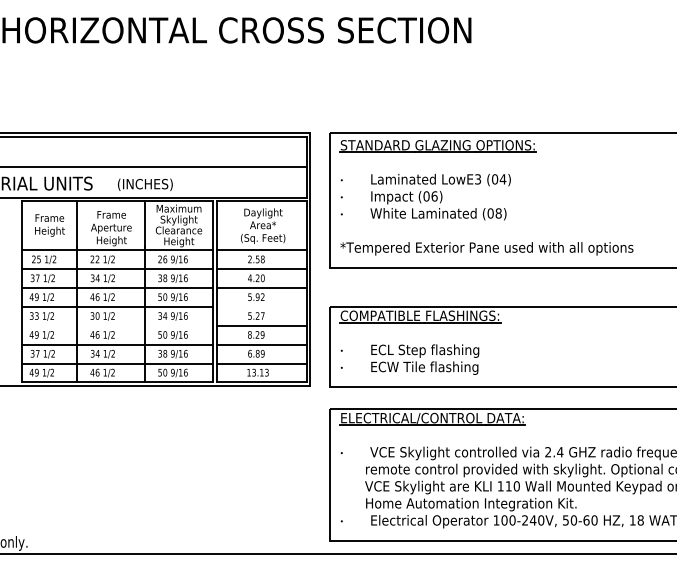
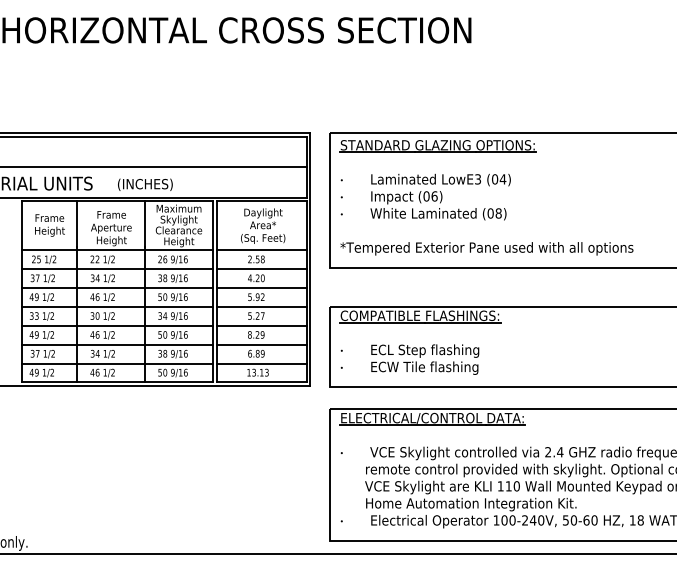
line: none -> present (261, 306)
line: none -> present (117, 325)
